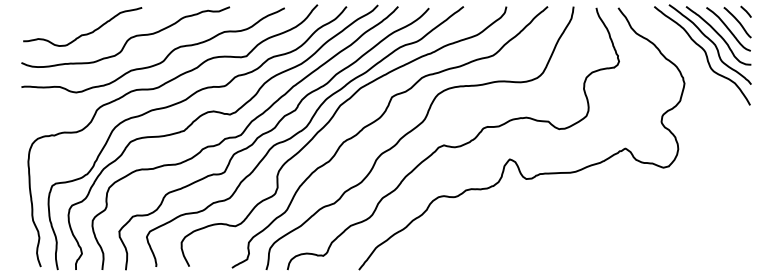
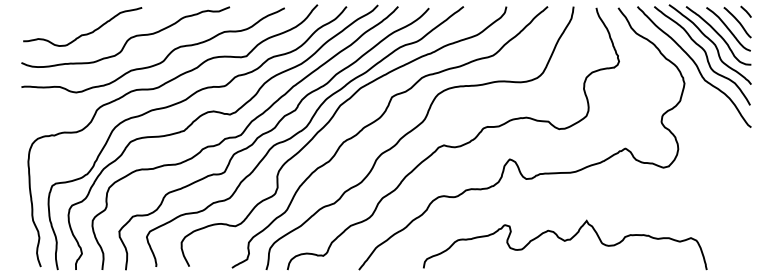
curve: none -> present (695, 65)
curve: none -> present (565, 241)
